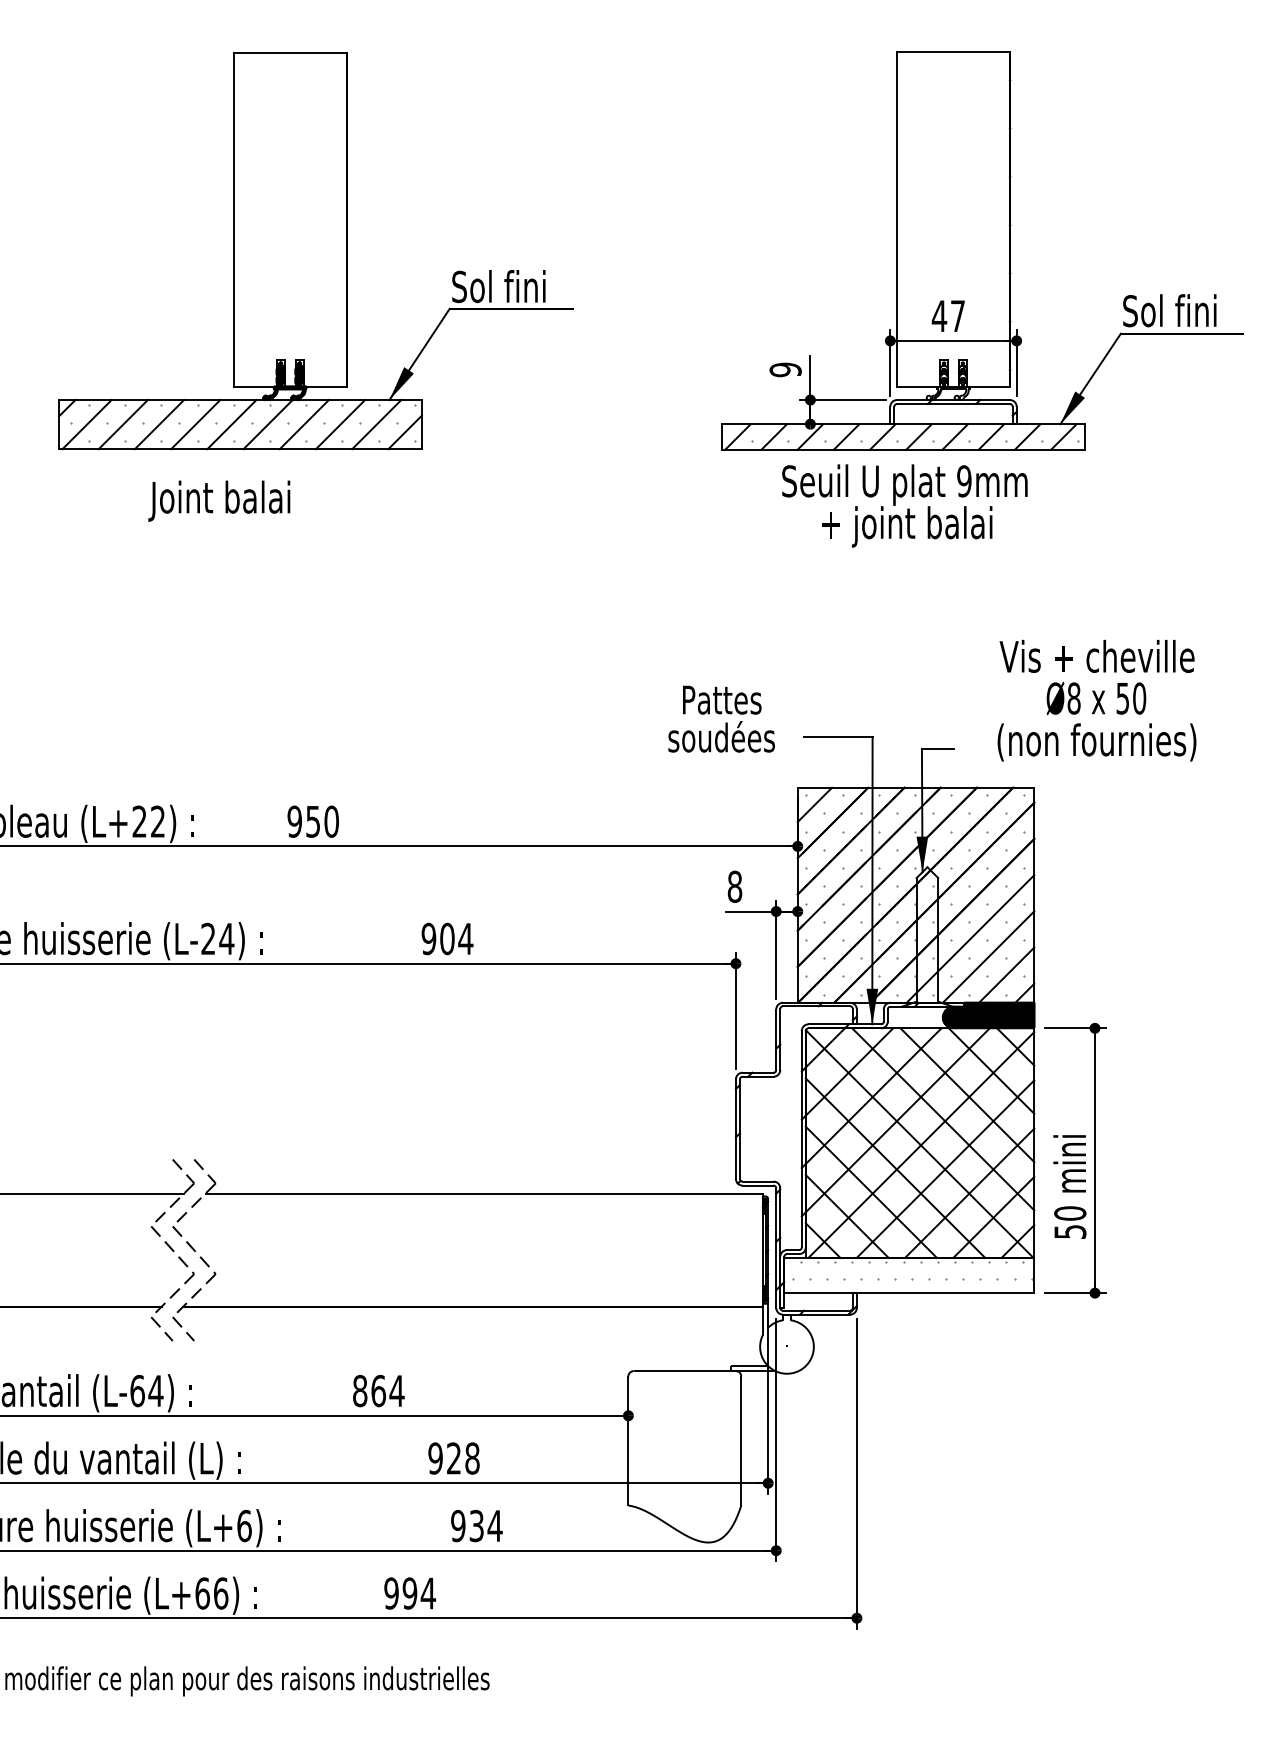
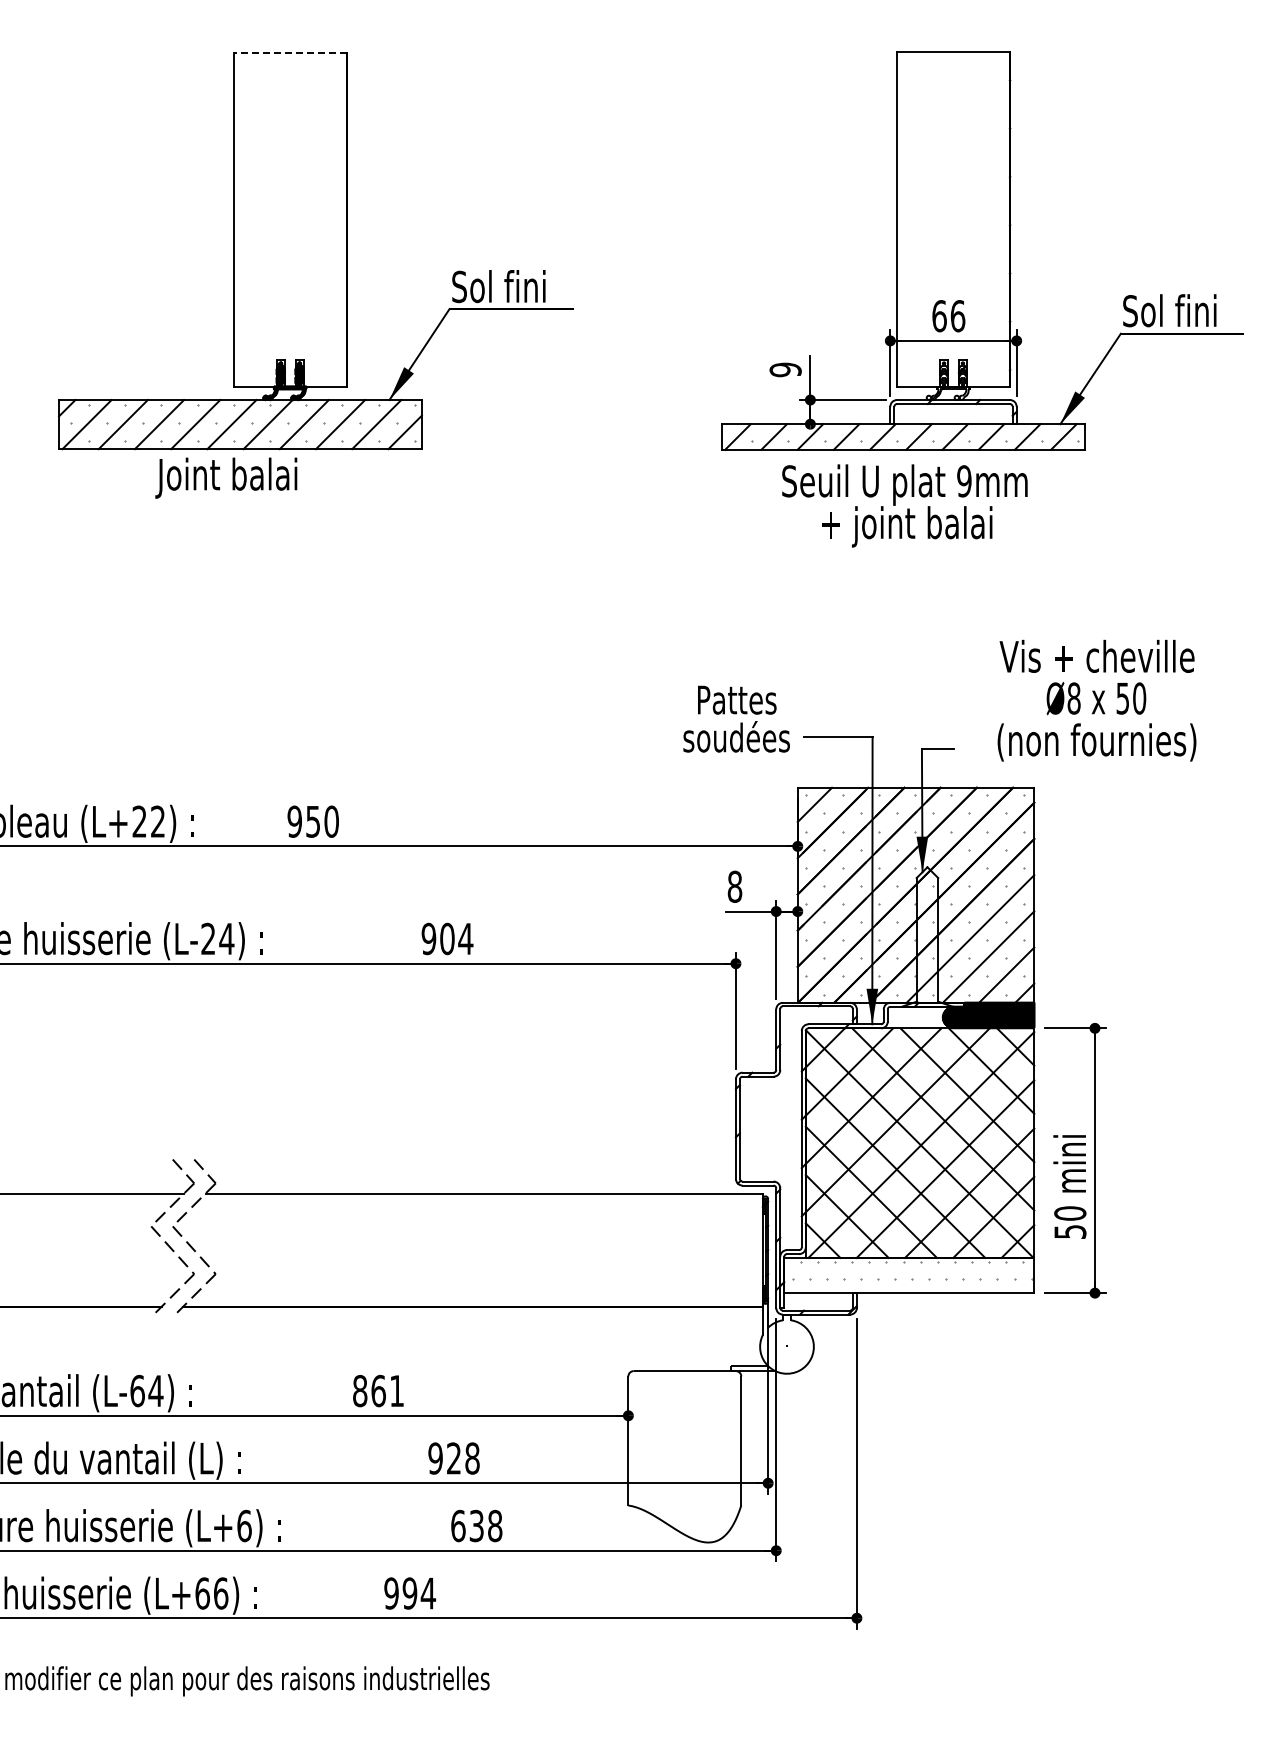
line: solid -> dashed (290, 52)
text: 47 -> 66 (948, 316)
text position: (219, 500) -> (226, 477) (226, 477)
text position: (721, 718) -> (736, 718) (736, 718)
line: present -> none (161, 1328)
line: present -> none (183, 1328)
text: 864 -> 861 (396, 1390)
text: 934 -> 638 (476, 1525)
